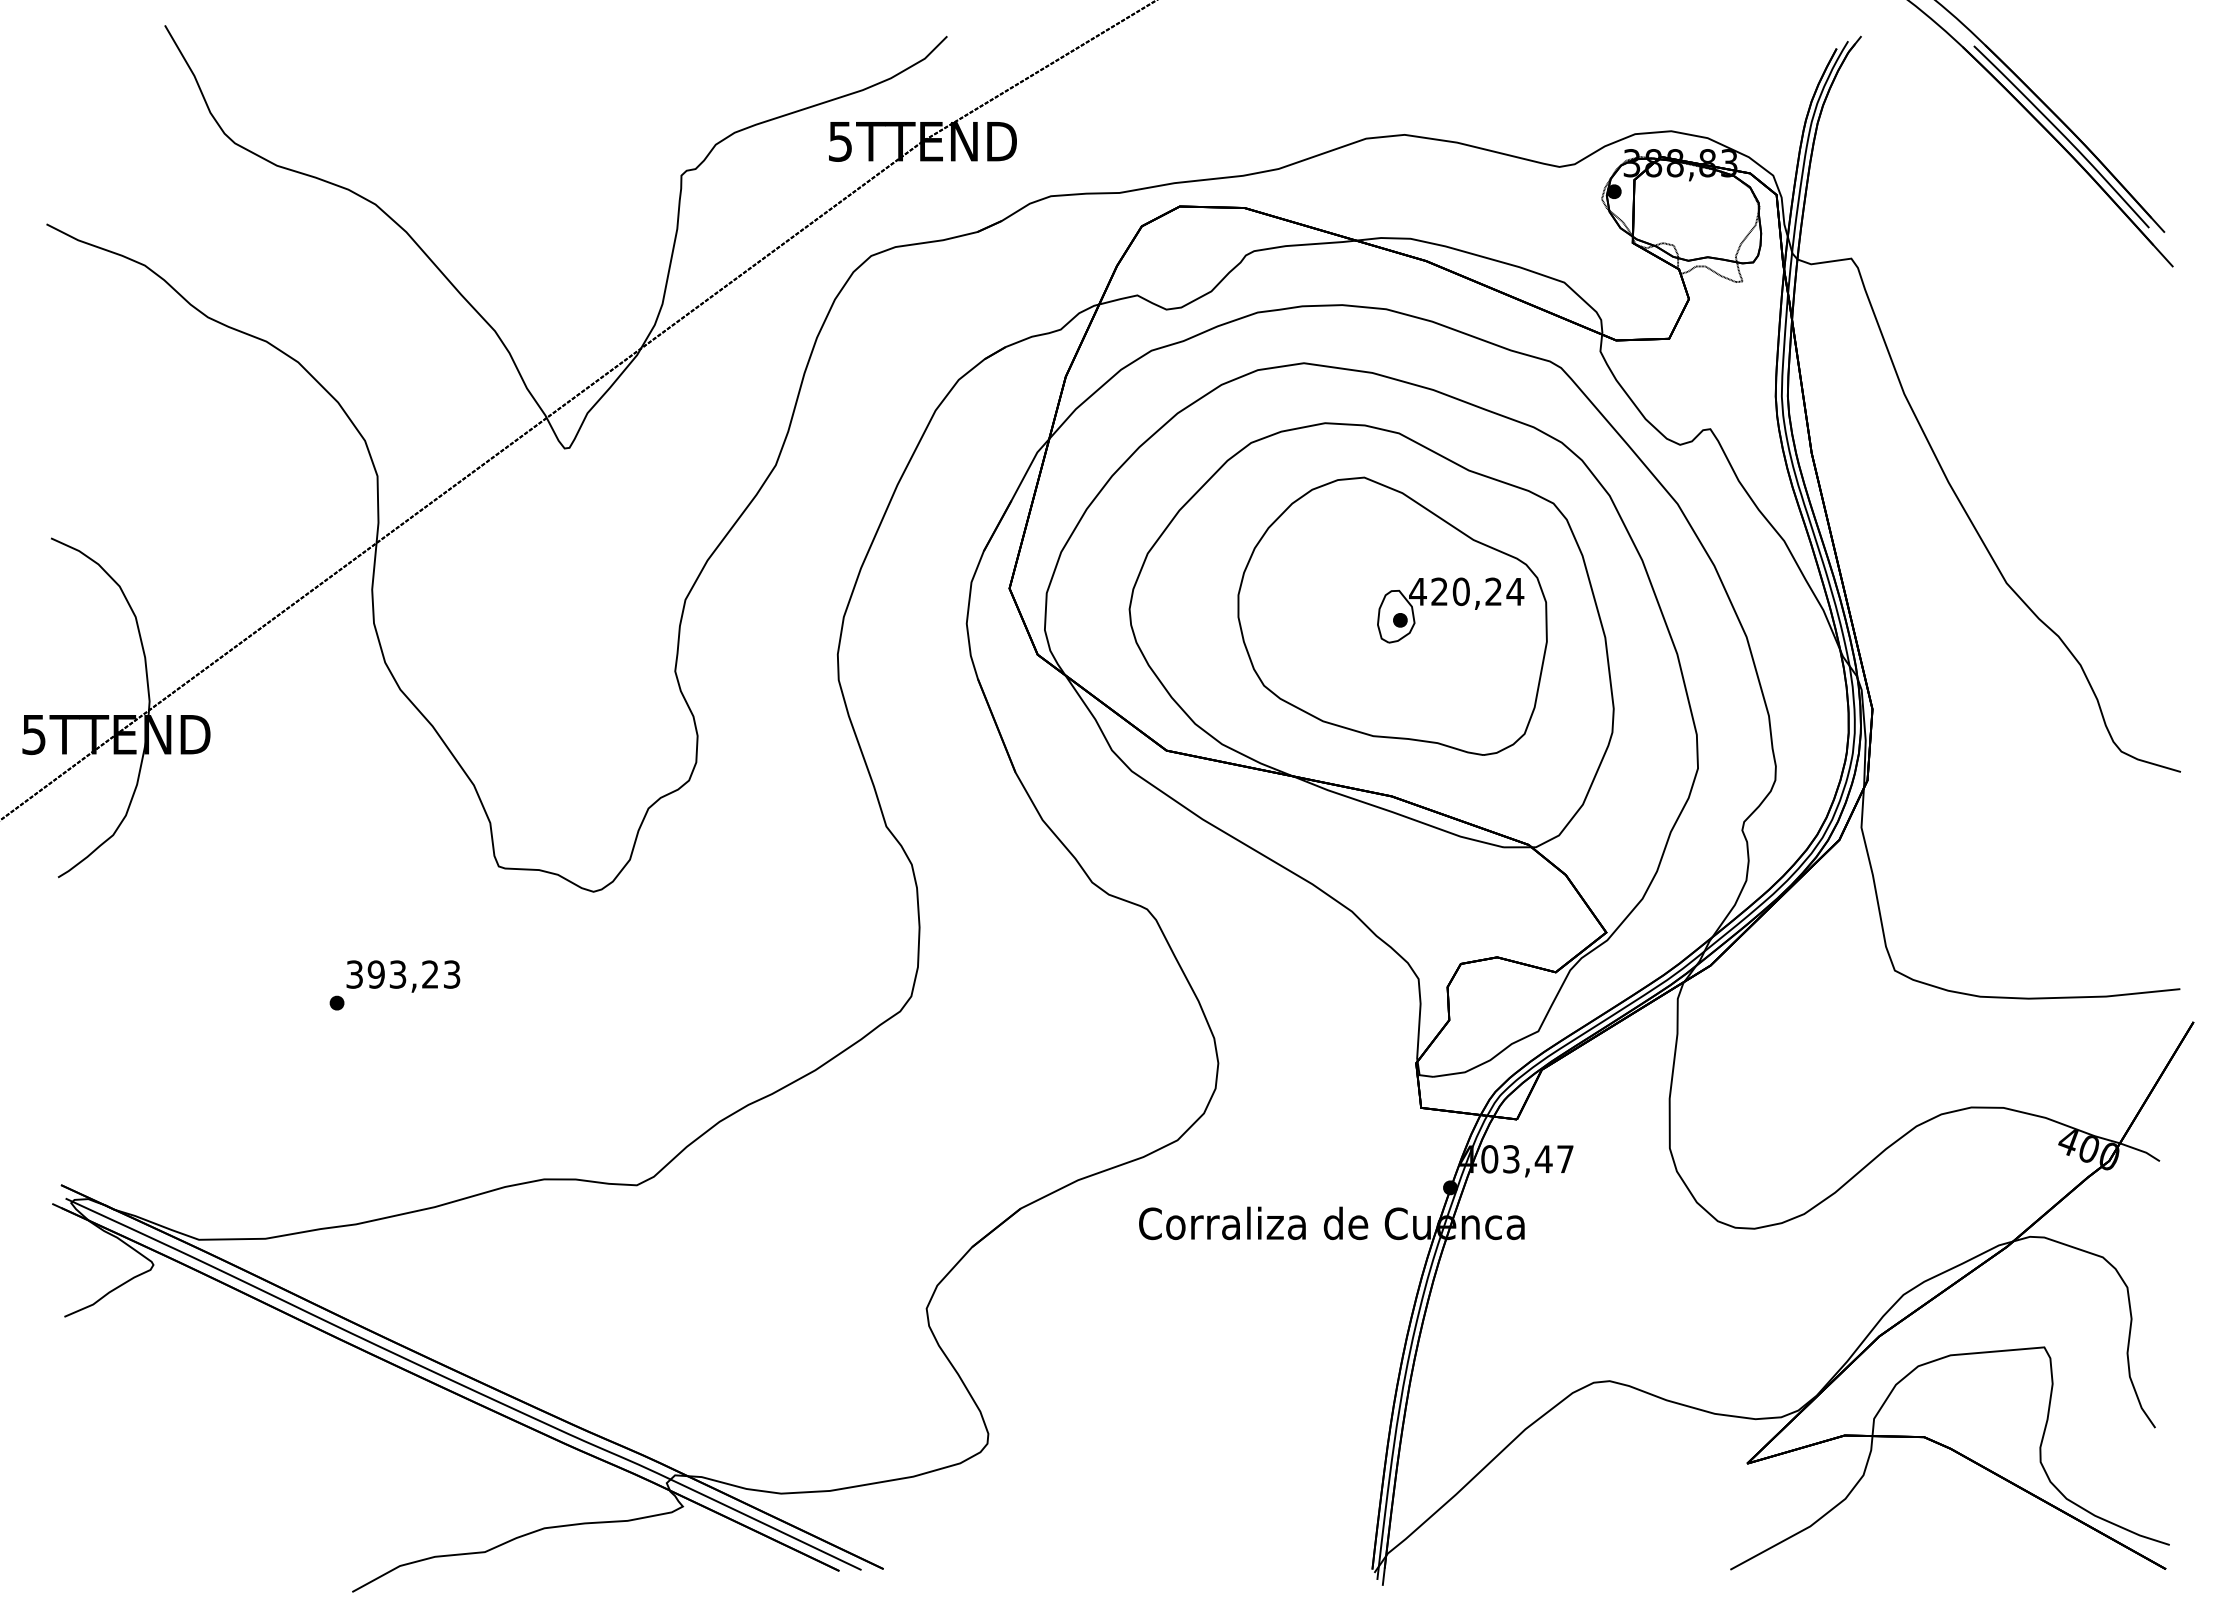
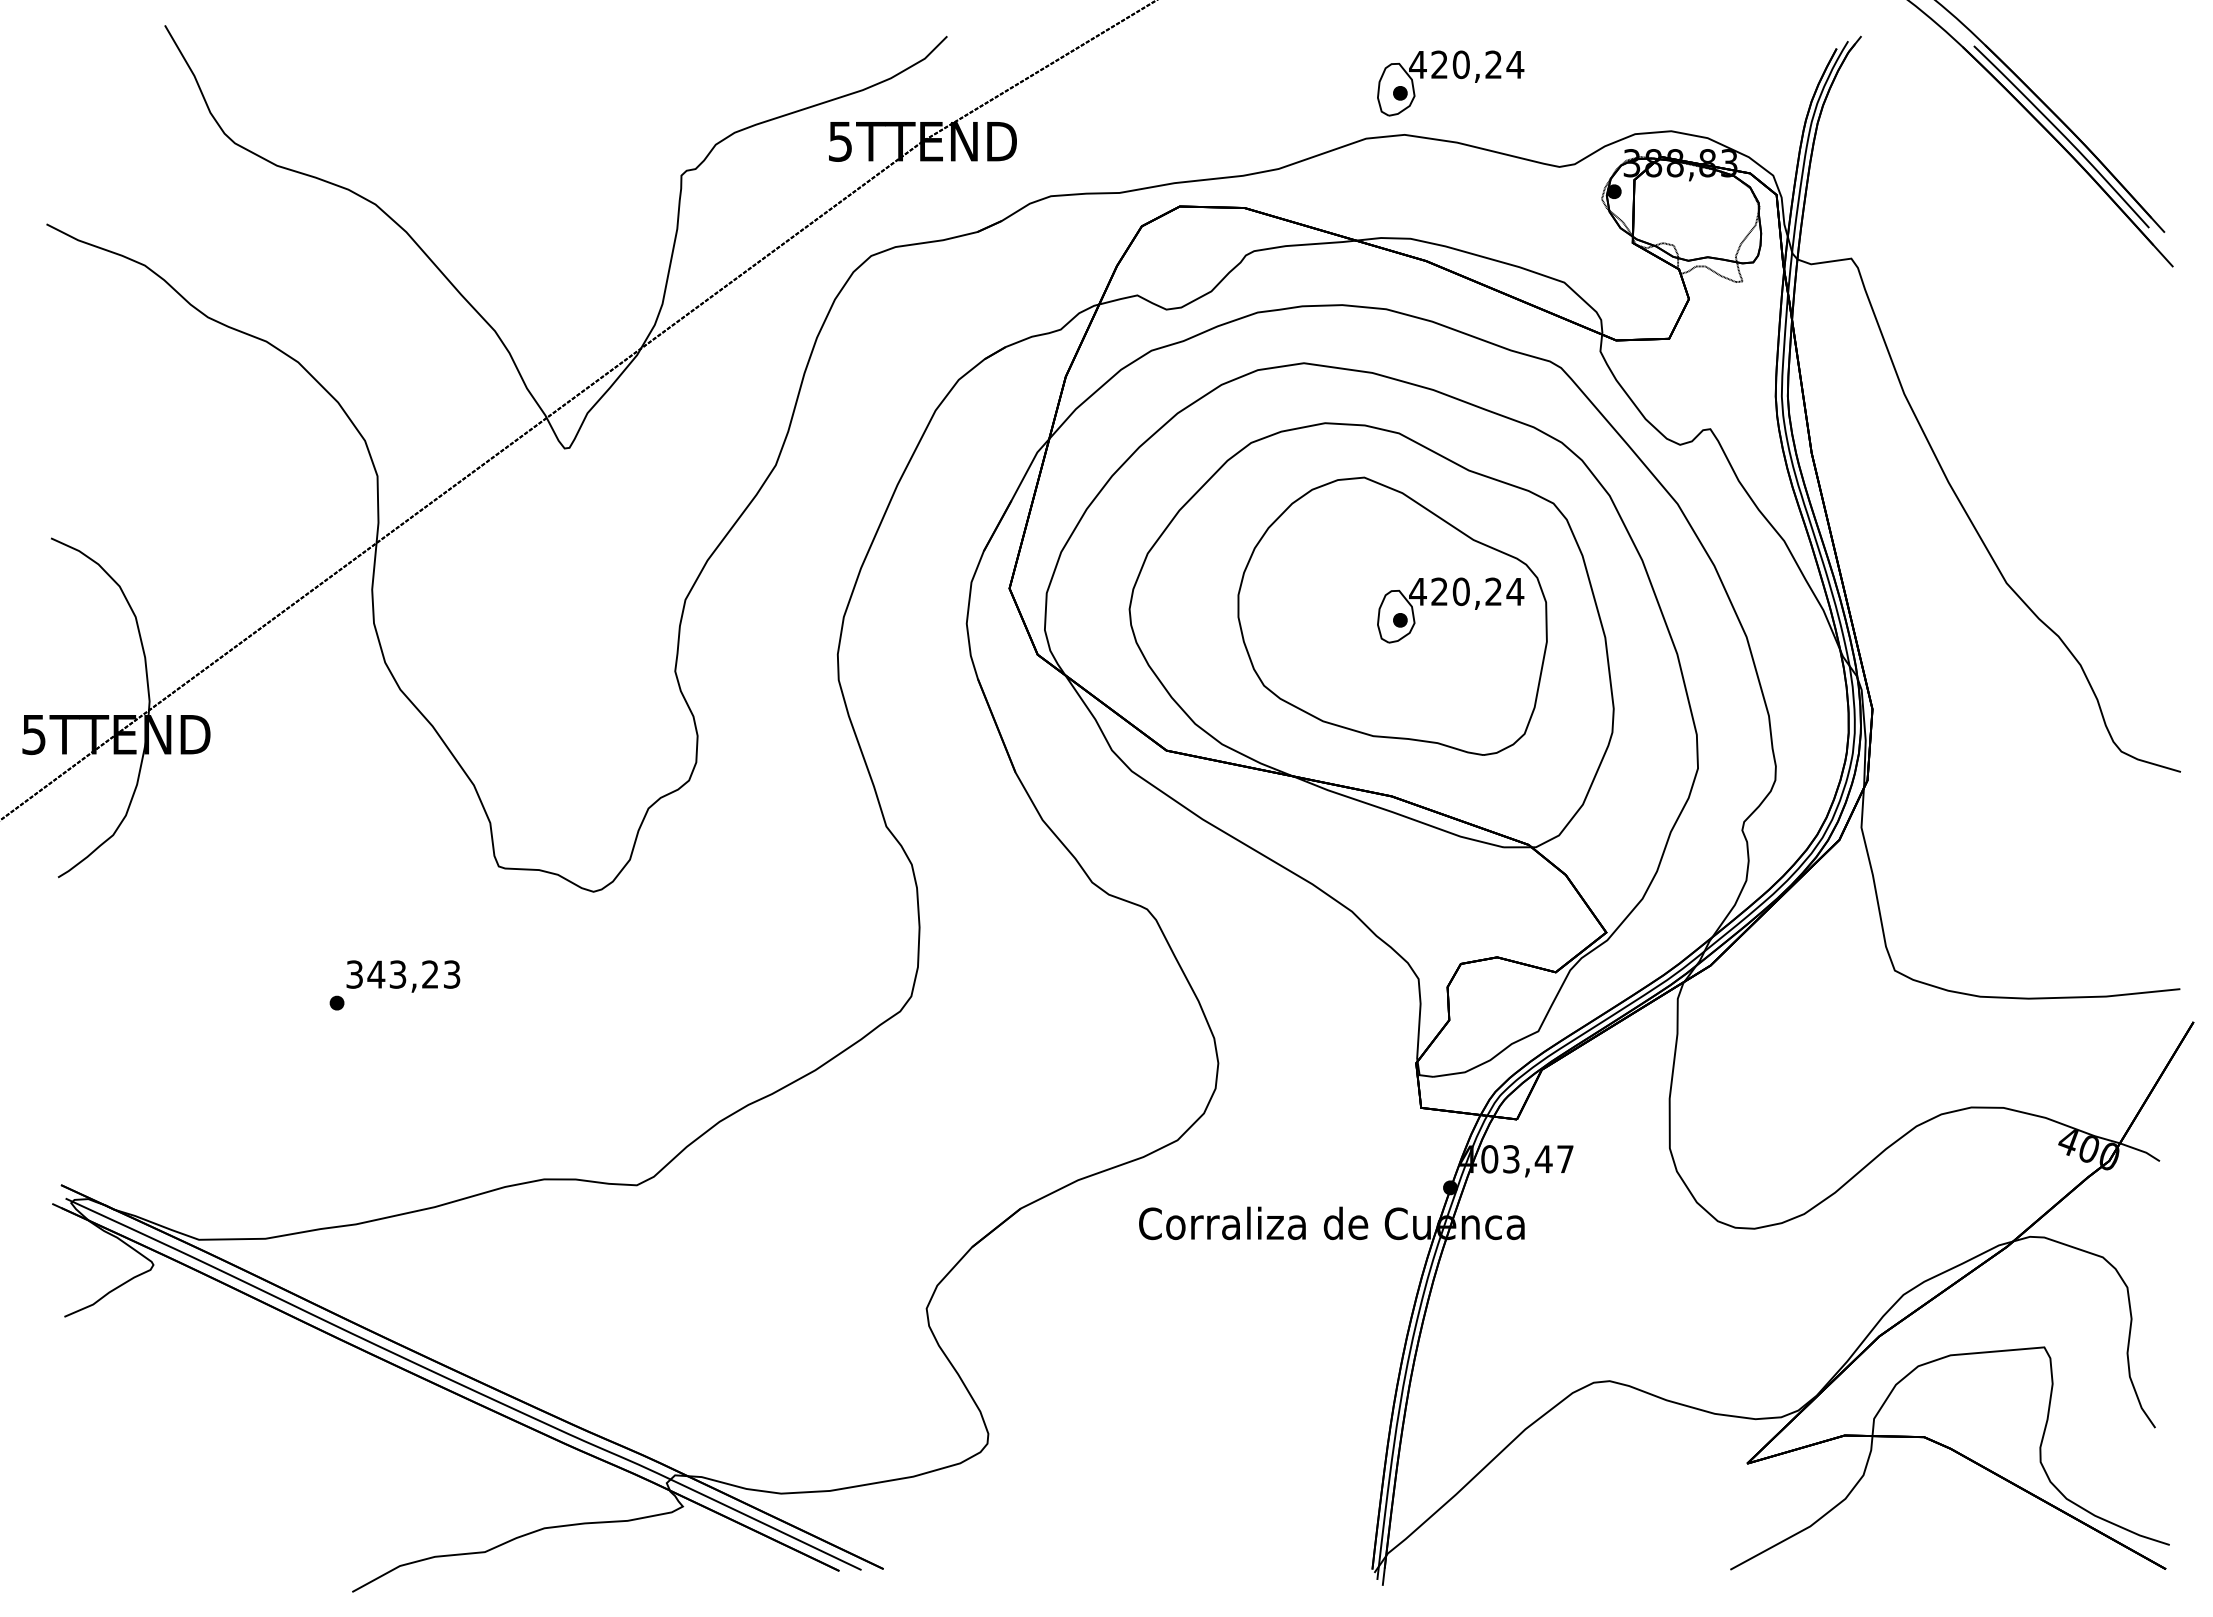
part: none -> present (1446, 78)
text: 393,23 -> 343,23 (376, 974)
